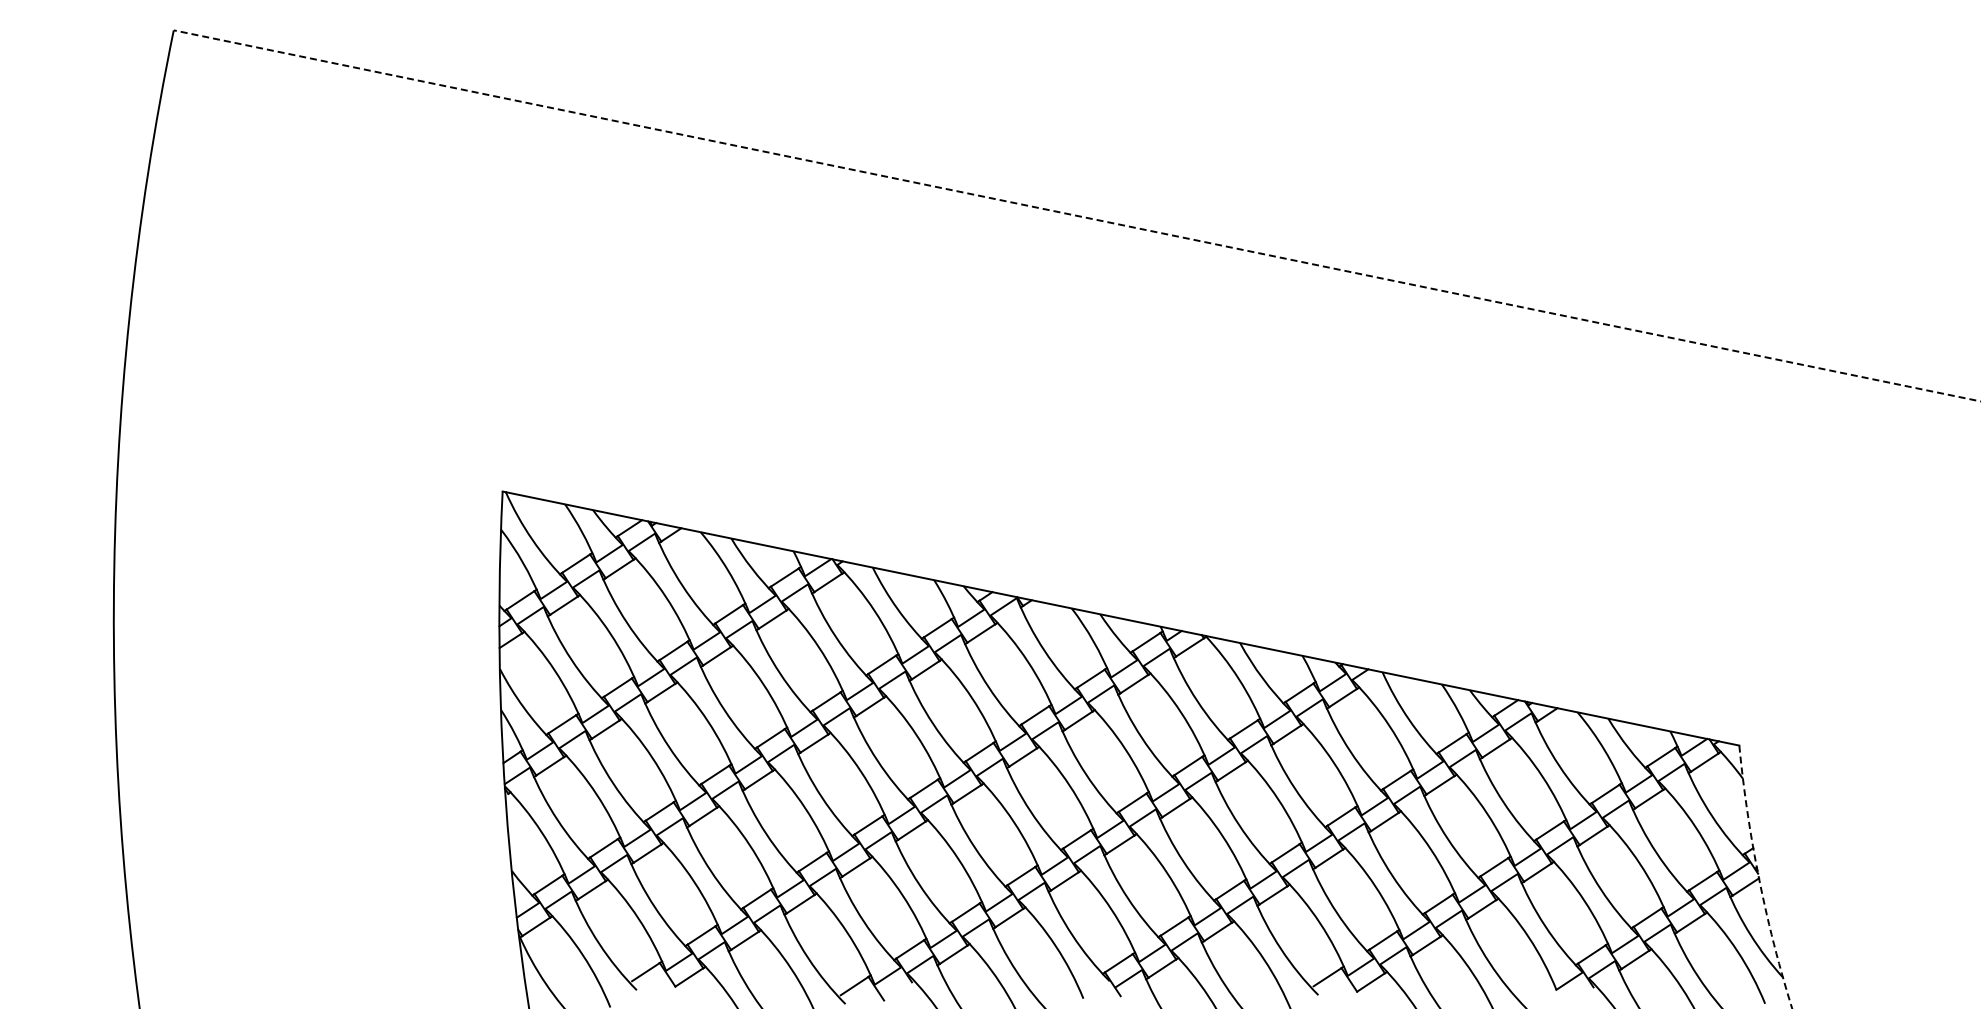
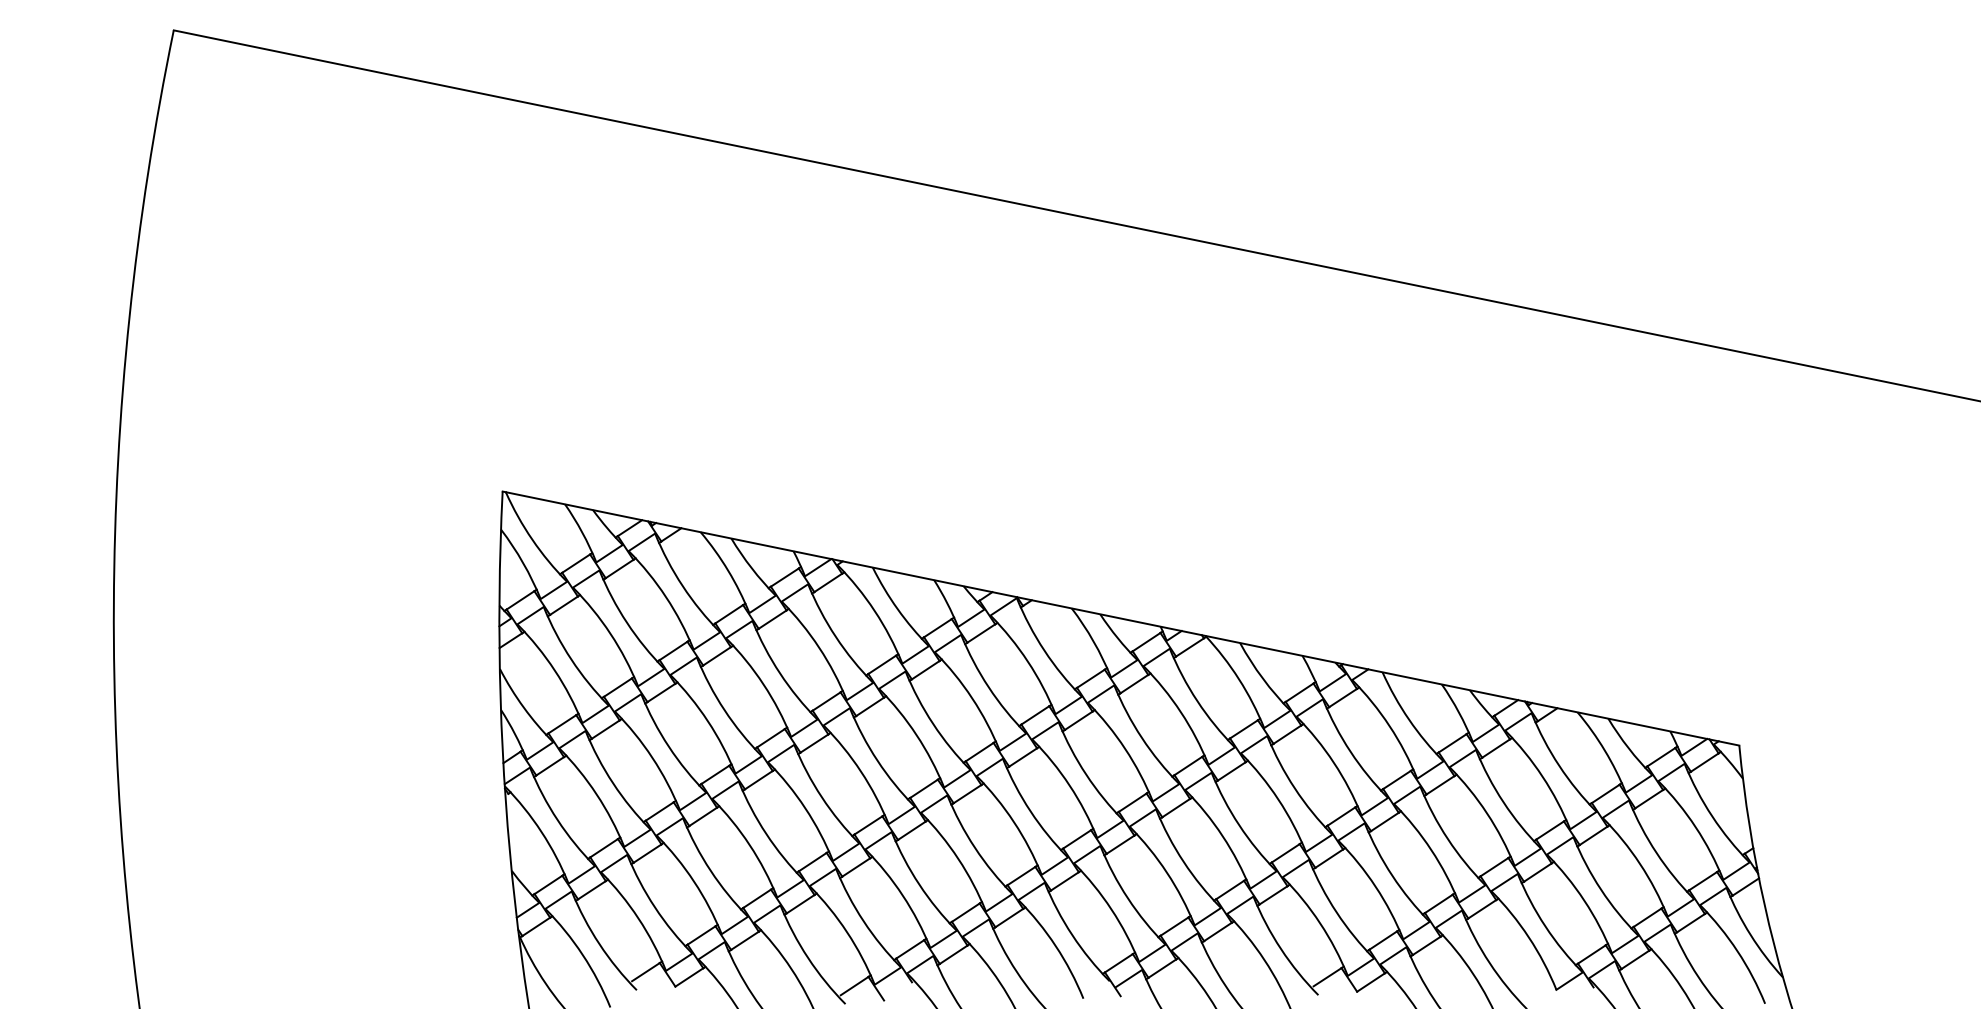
line: dashed -> solid (1076, 215)
arc: dashed -> solid (1759, 878)
